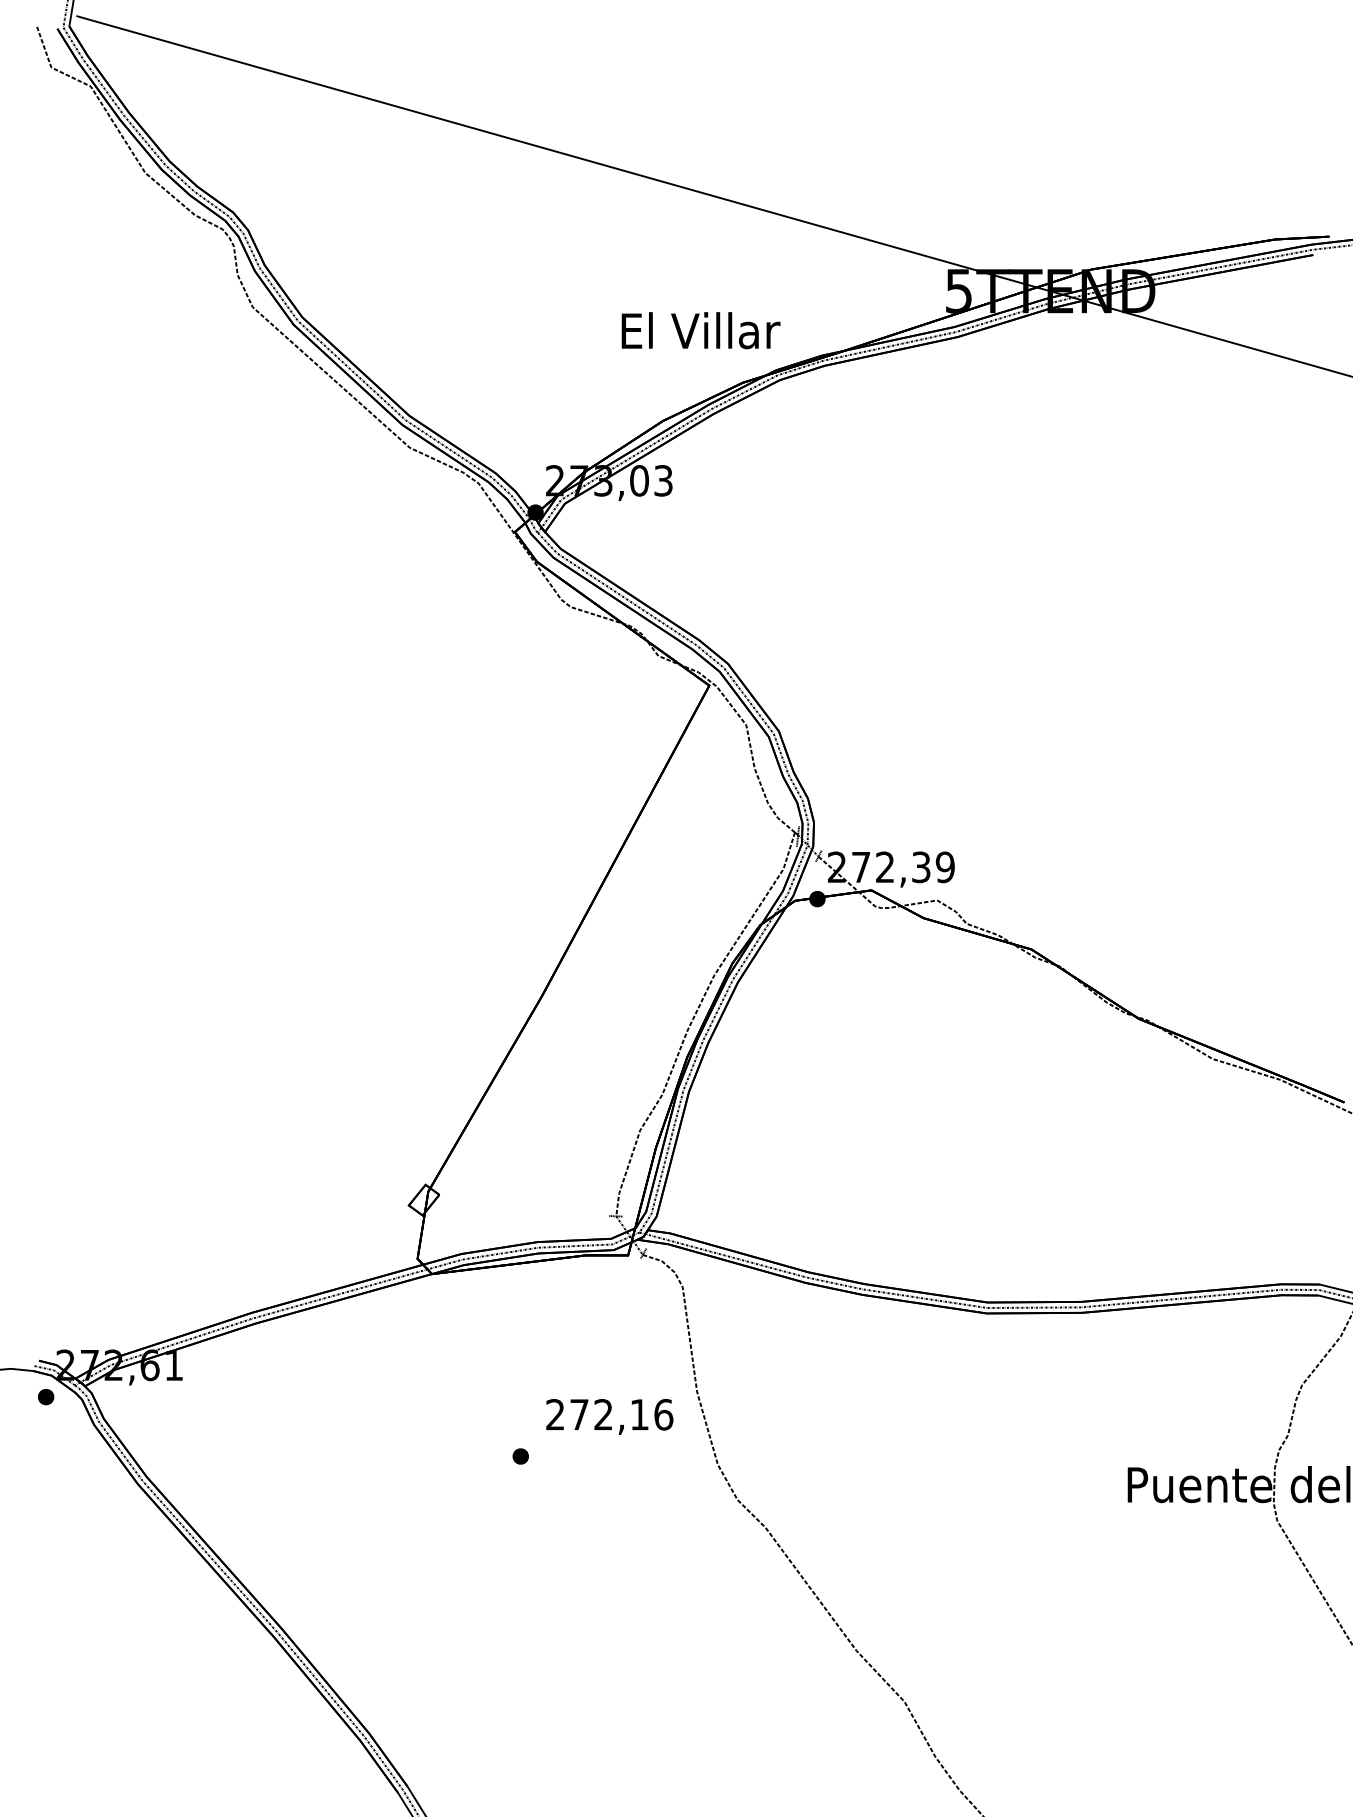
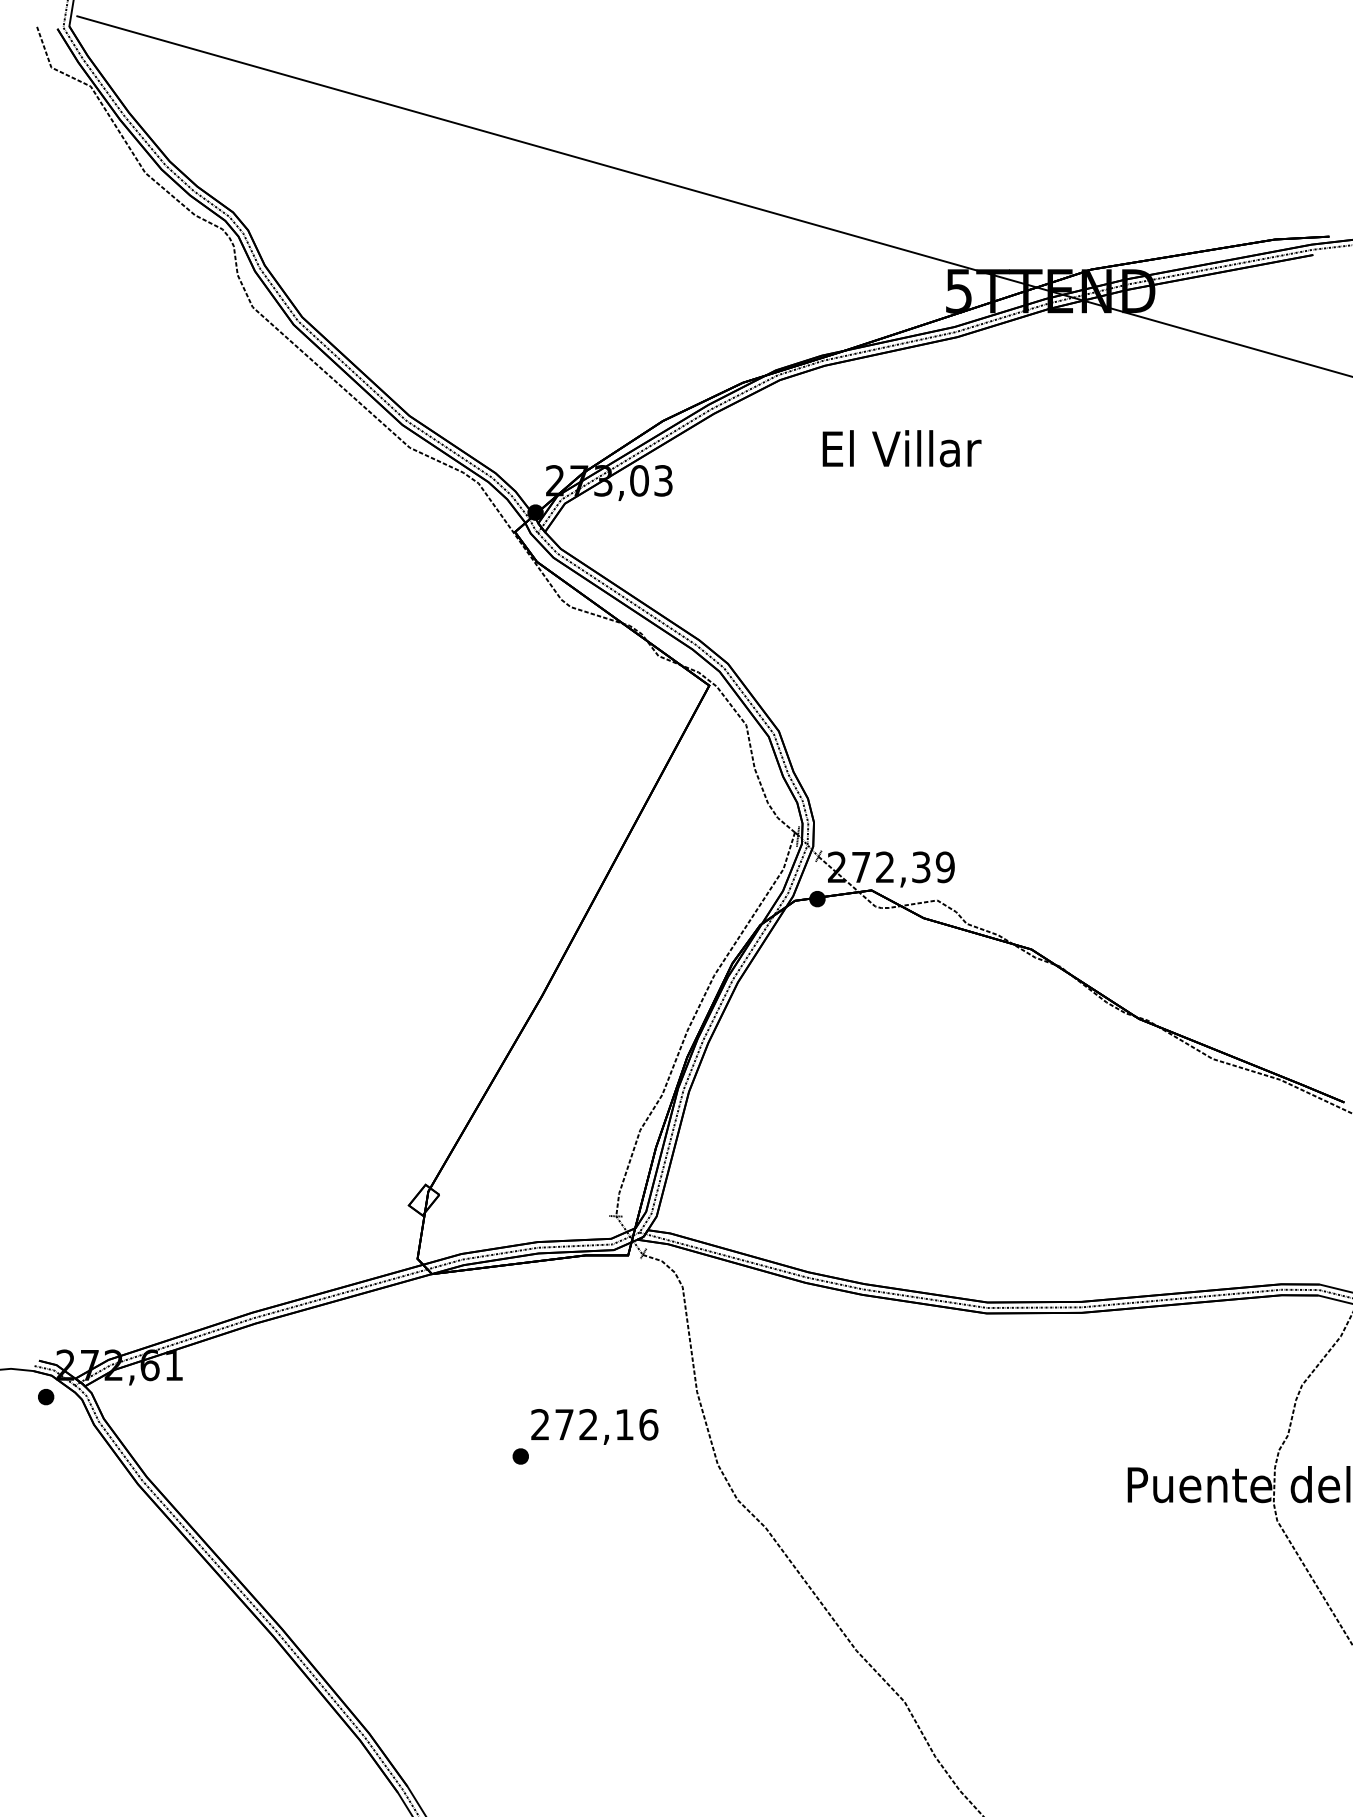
text position: (700, 330) -> (901, 448) (901, 448)
text position: (609, 1416) -> (594, 1426) (594, 1426)
